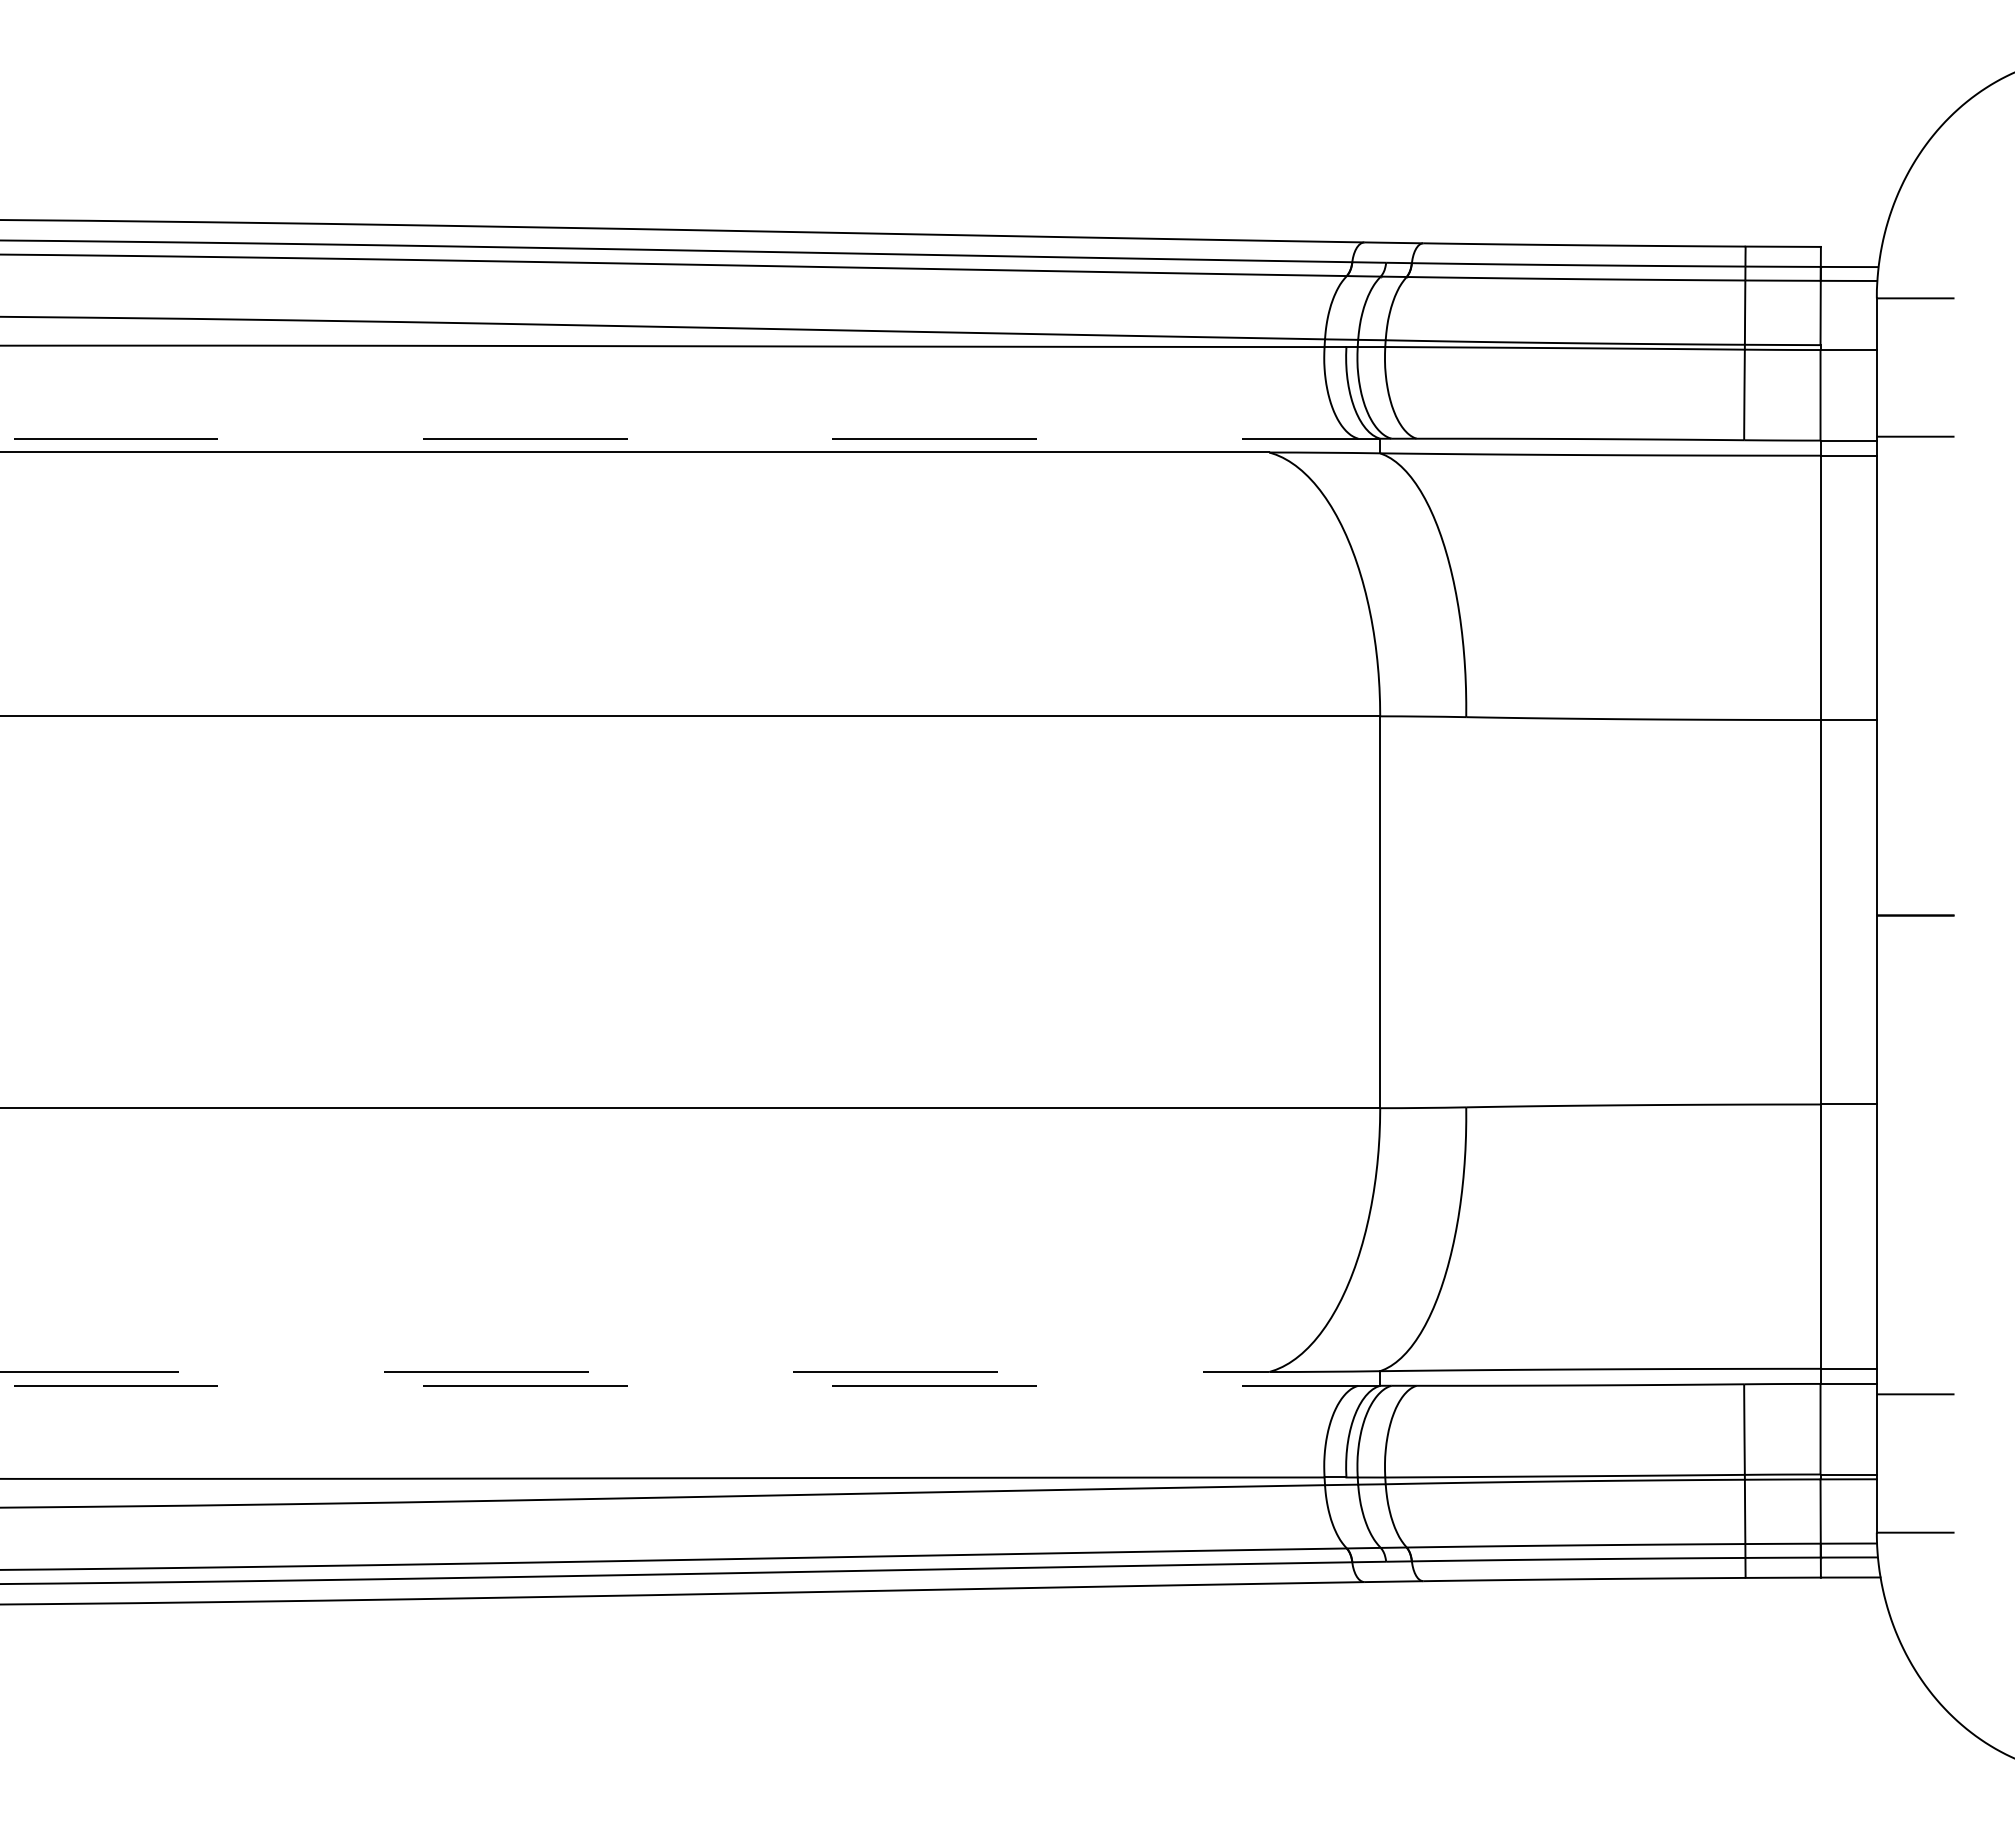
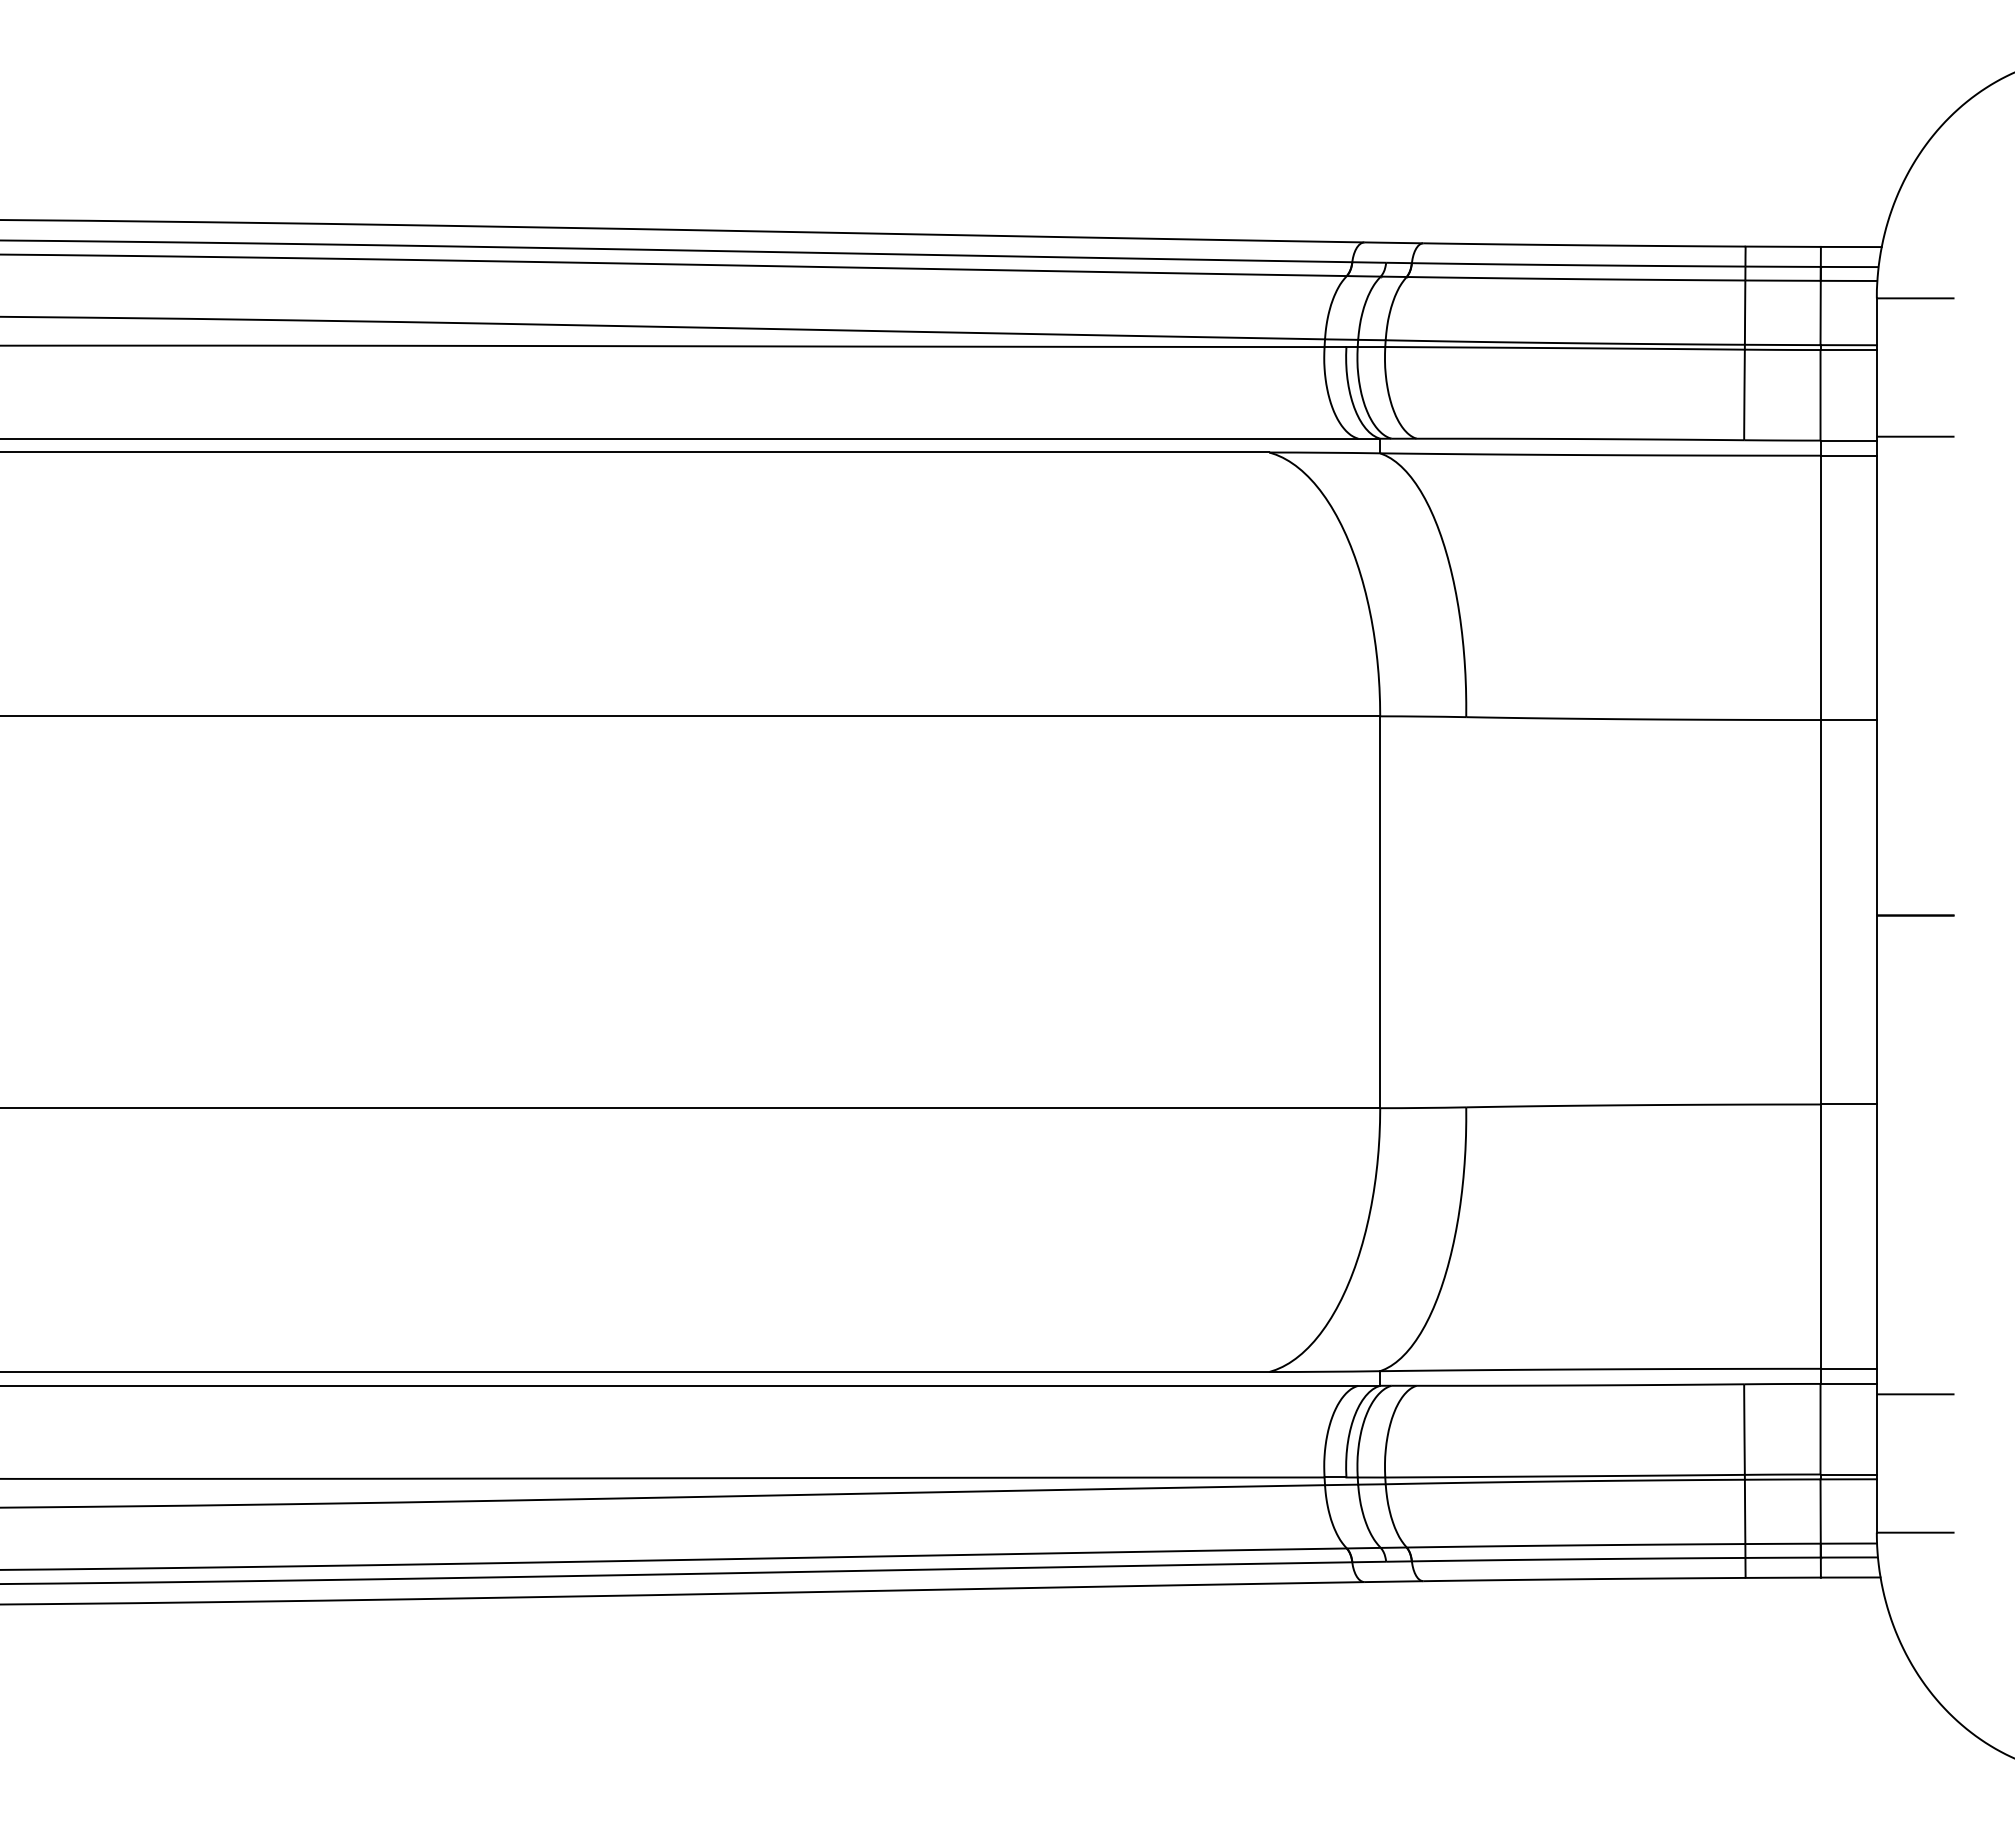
line: none -> present (1850, 246)
line: none -> present (1848, 345)
line: dashed -> solid (690, 438)
line: dashed -> solid (635, 1372)
line: dashed -> solid (690, 1385)
